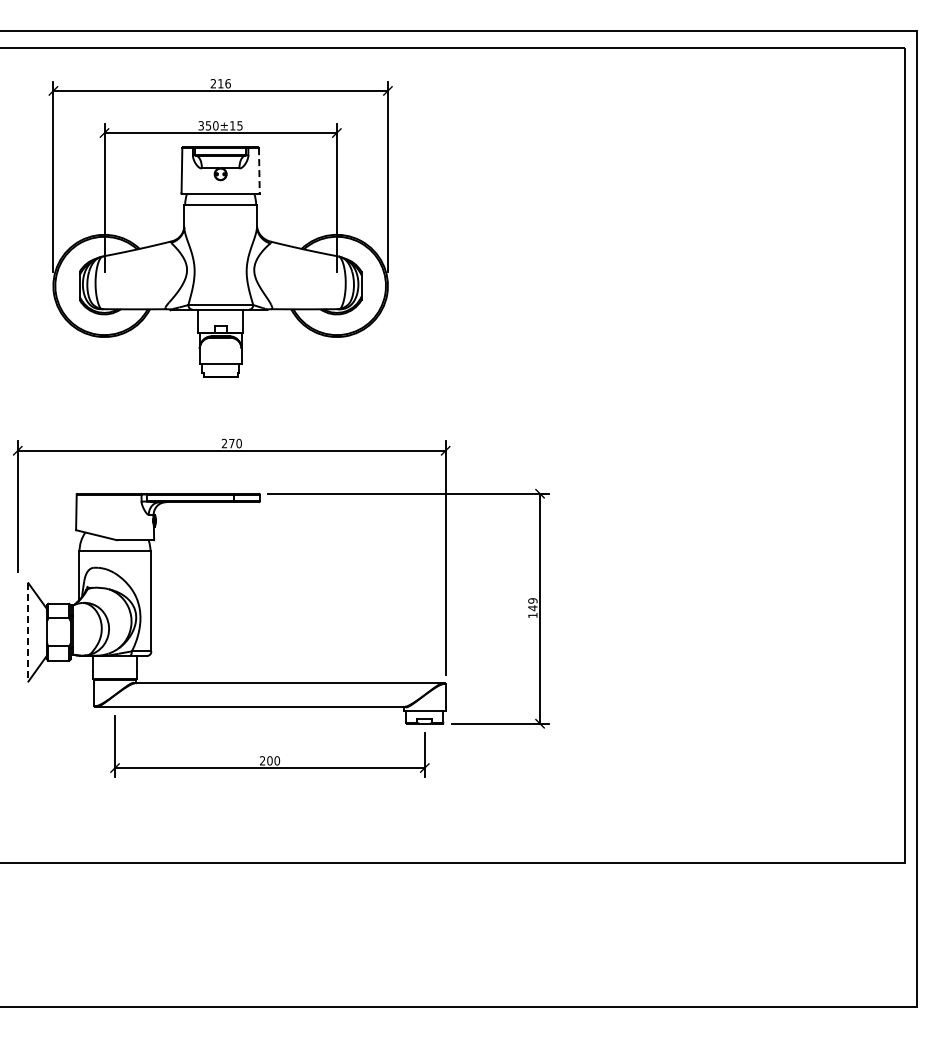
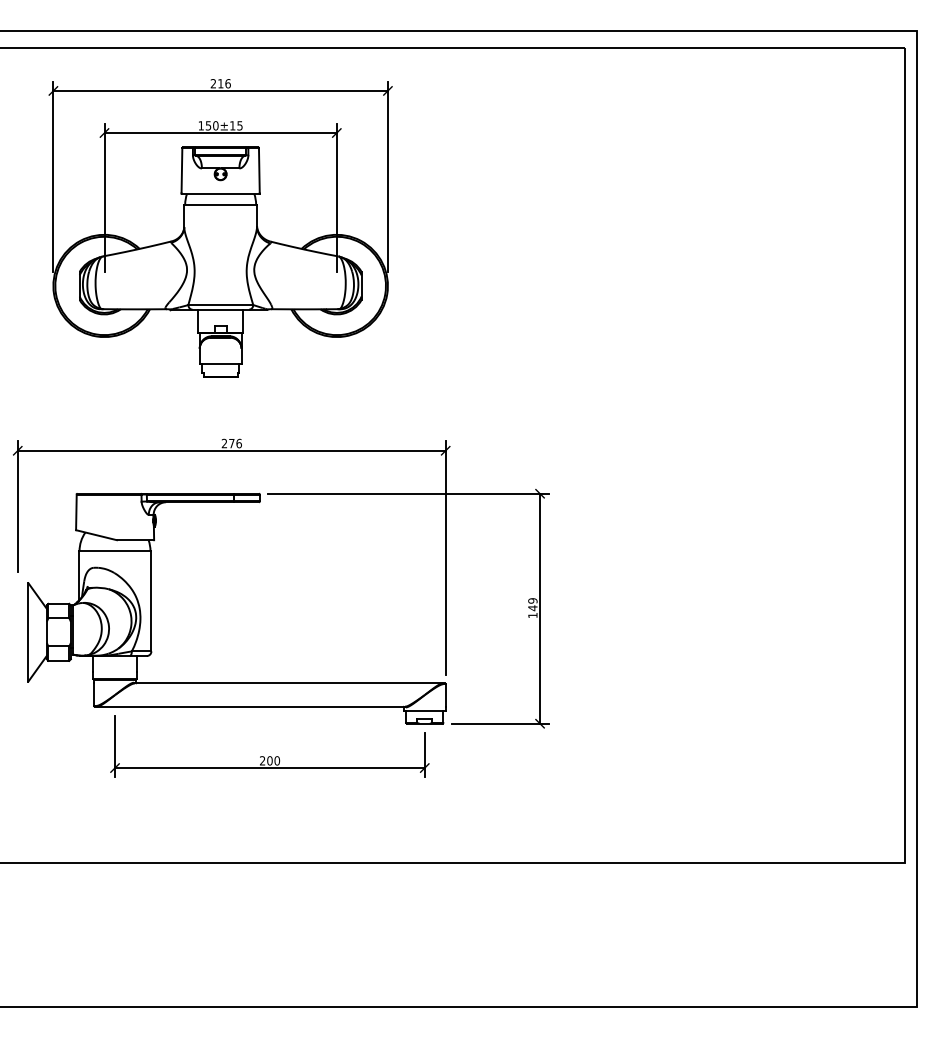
text: 350±15 -> 150±15 (200, 125)
line: dashed -> solid (259, 170)
text: 270 -> 276 (238, 442)
line: dashed -> solid (28, 632)
